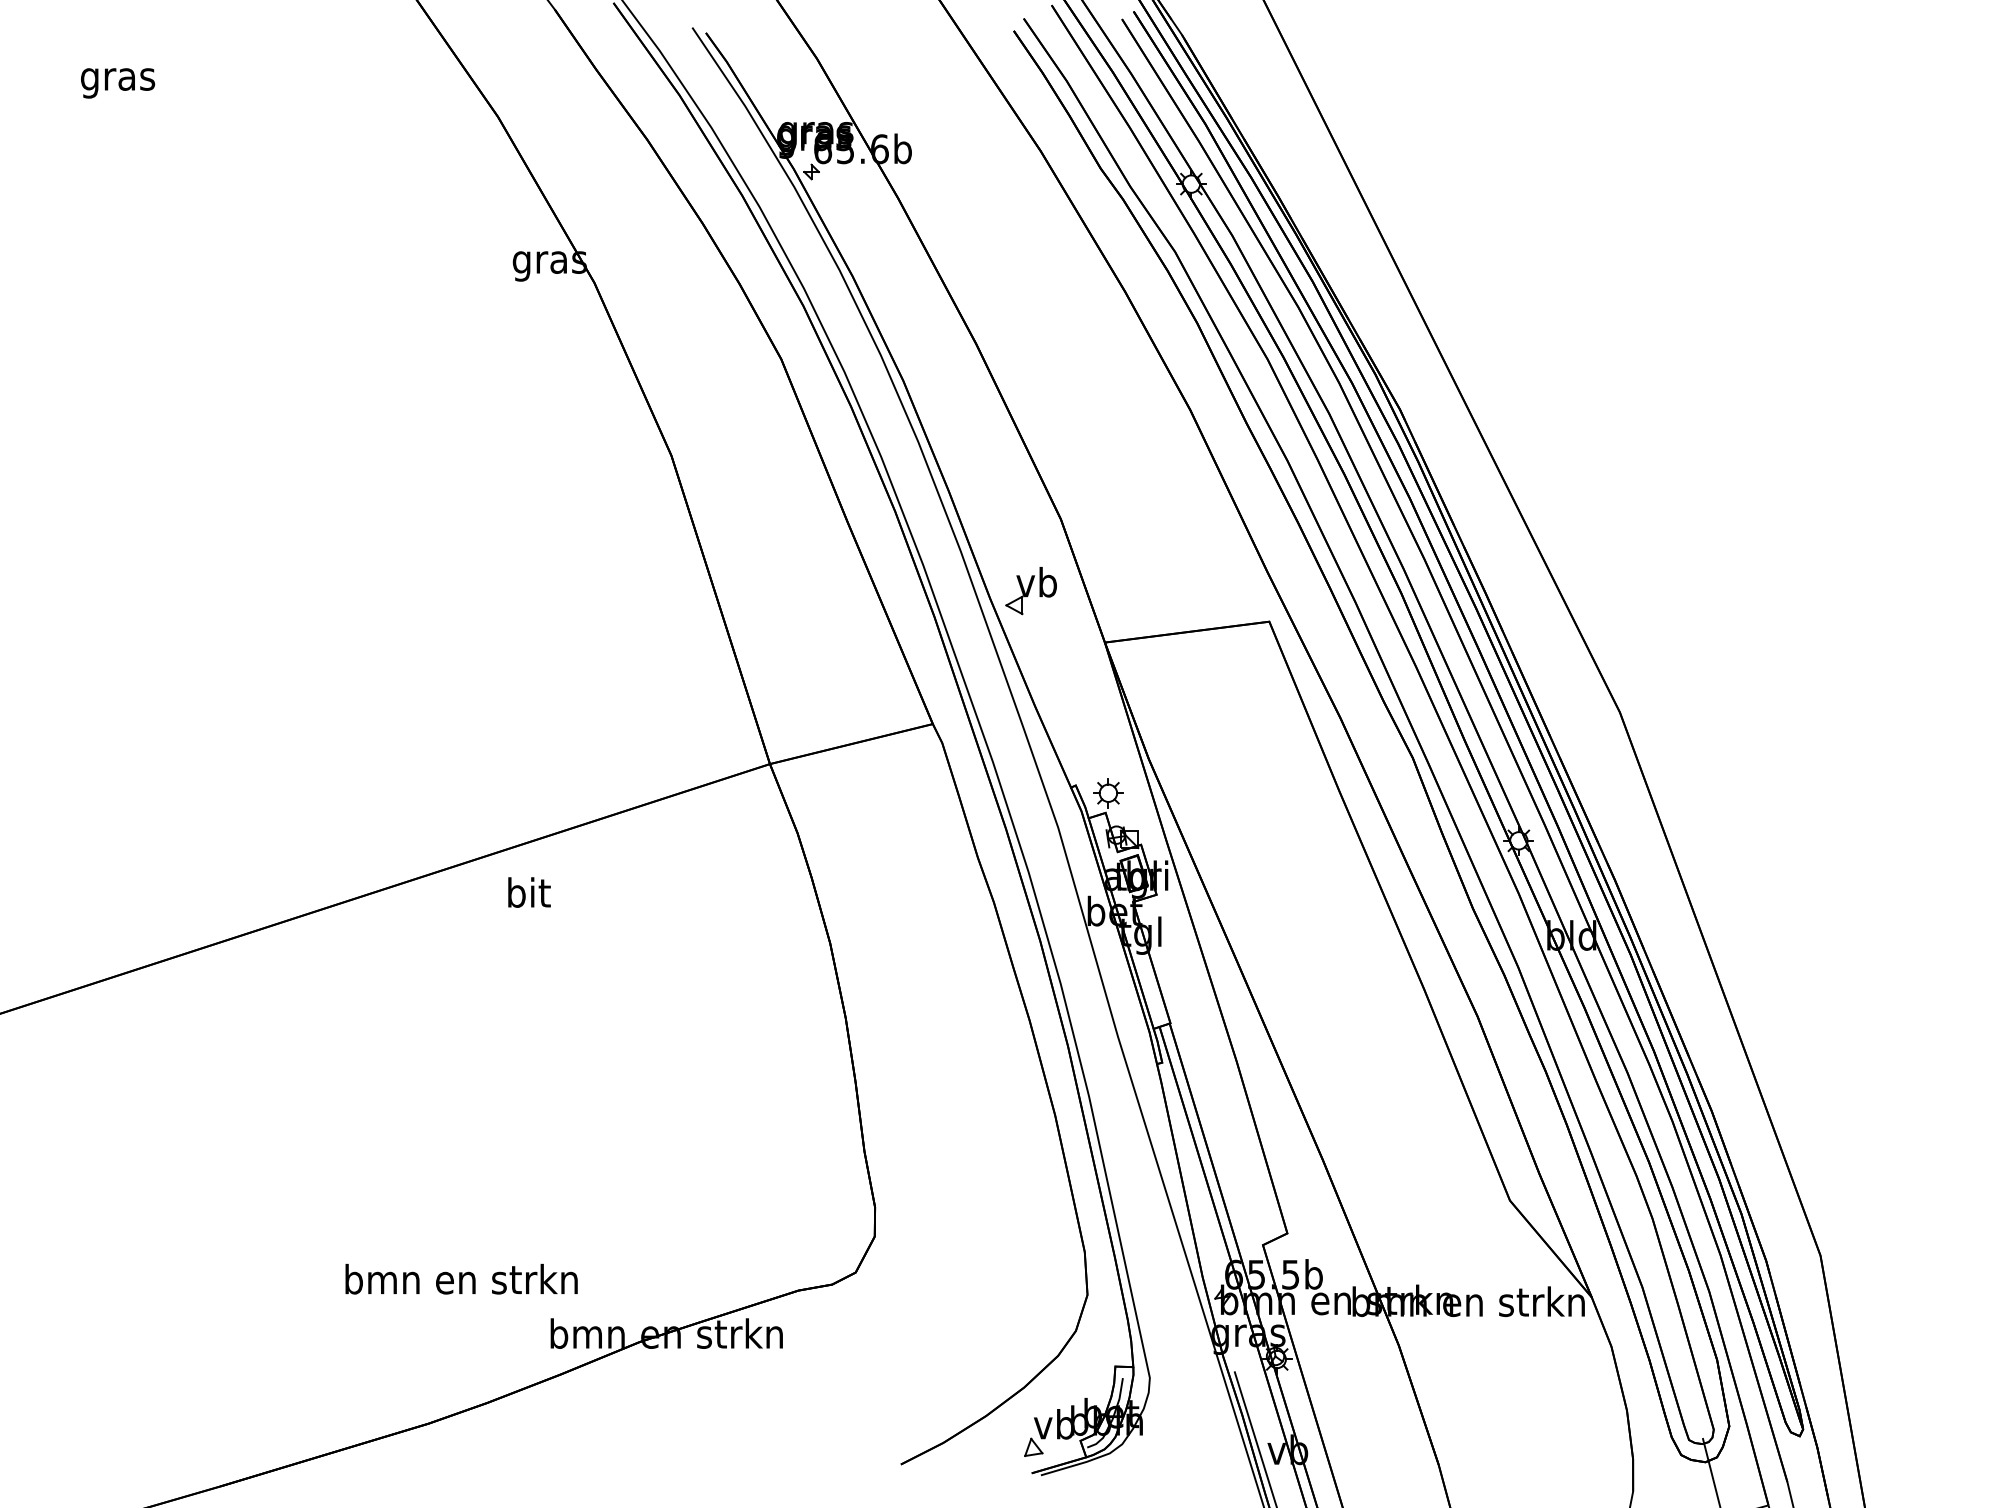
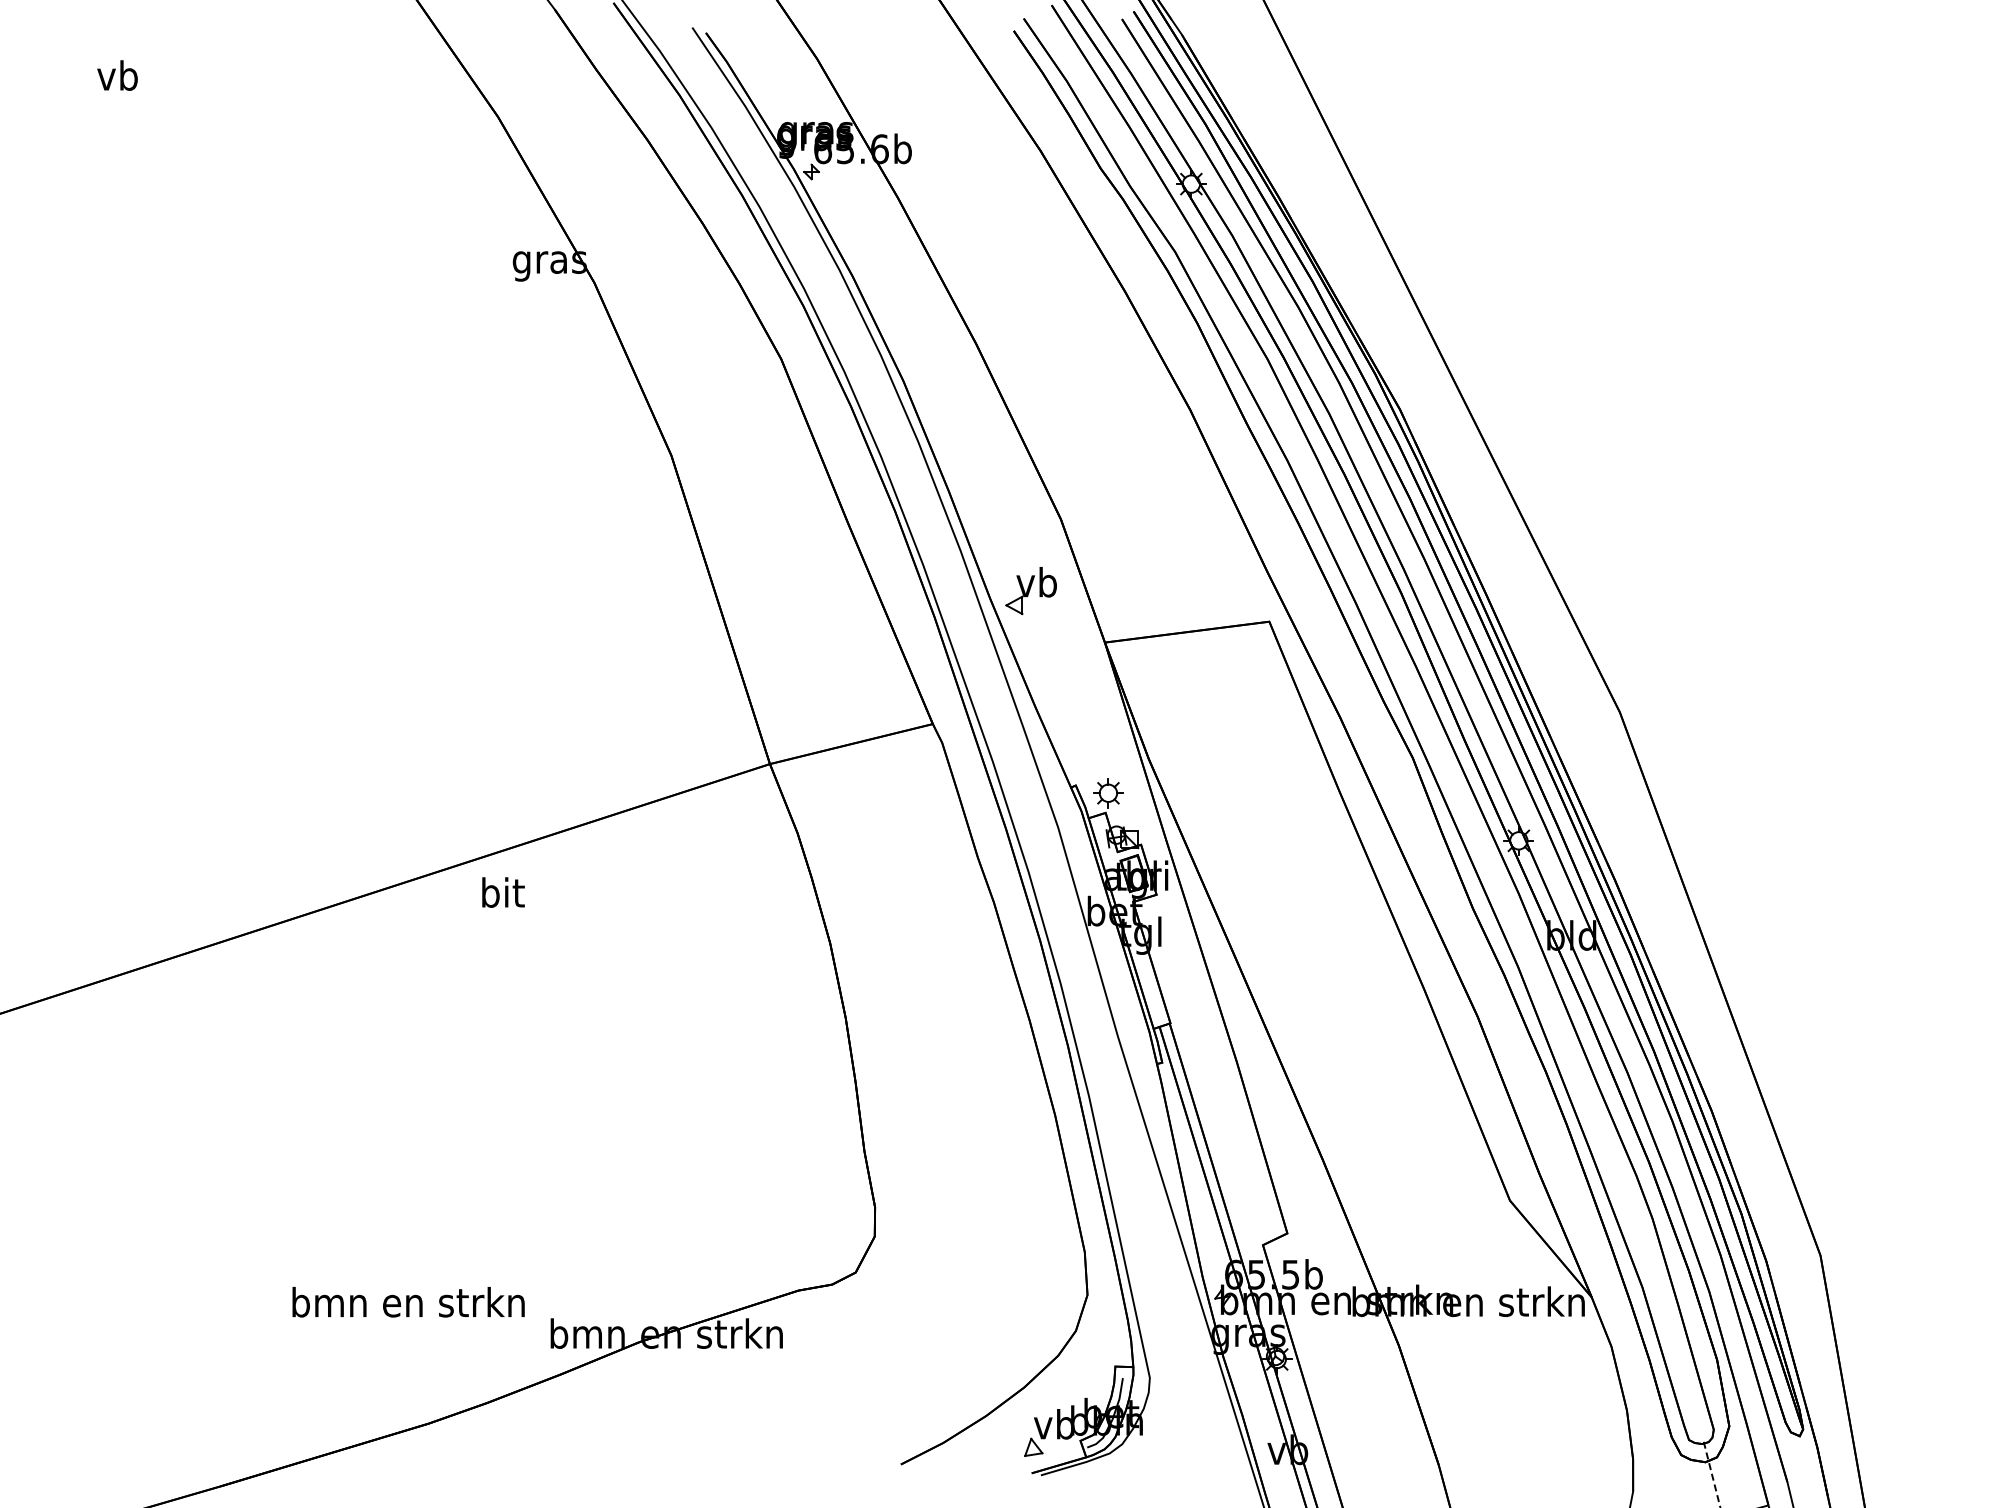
text: gras -> vb (118, 79)
text position: (529, 892) -> (503, 892) (503, 892)
text position: (461, 1279) -> (408, 1302) (408, 1302)
line: present -> none (1255, 1438)
line: solid -> dashed (1711, 1472)
